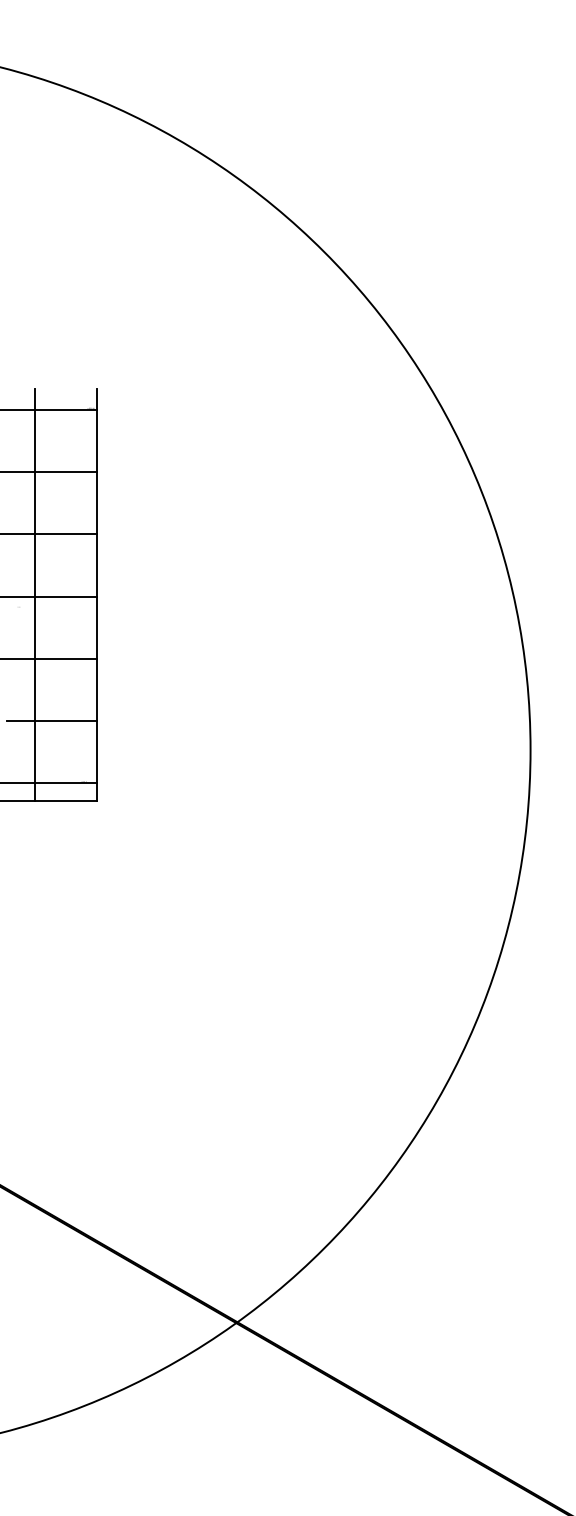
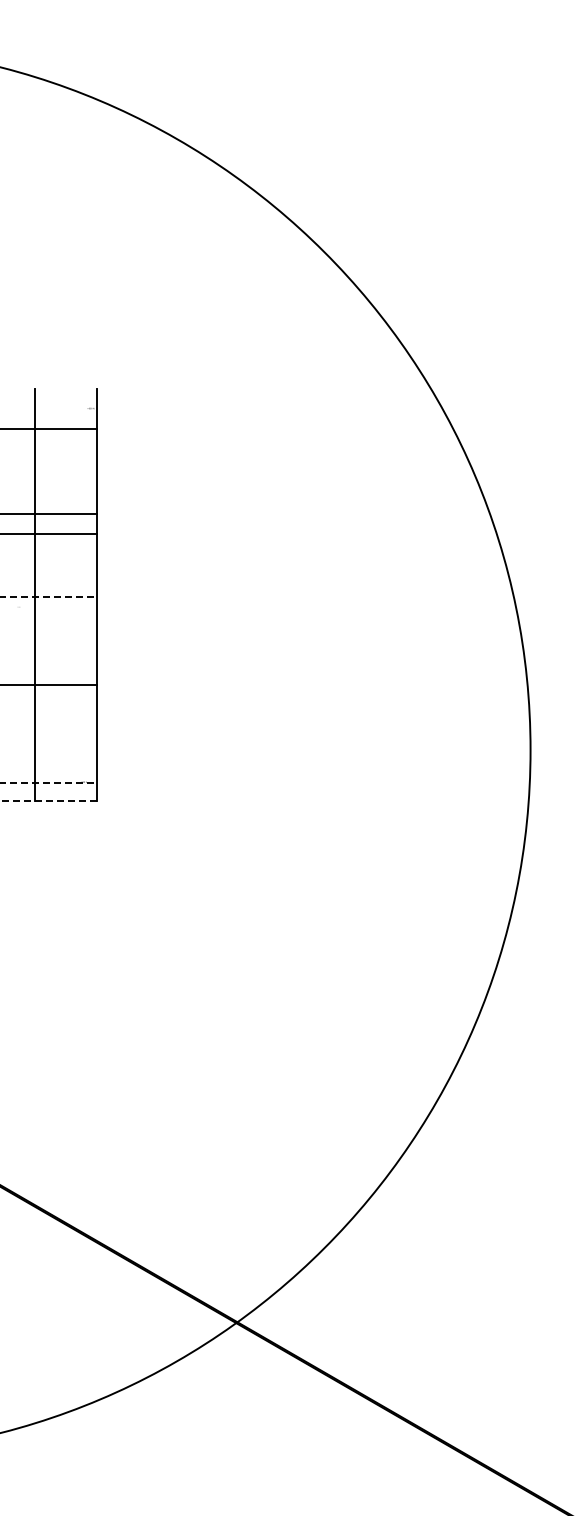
line position: (49, 409) -> (49, 428) (49, 428)
line position: (49, 472) -> (49, 514) (49, 514)
line: solid -> dashed (48, 596)
line position: (49, 658) -> (49, 684) (49, 684)
line: present -> none (51, 721)
line: solid -> dashed (48, 783)
line: solid -> dashed (48, 800)
